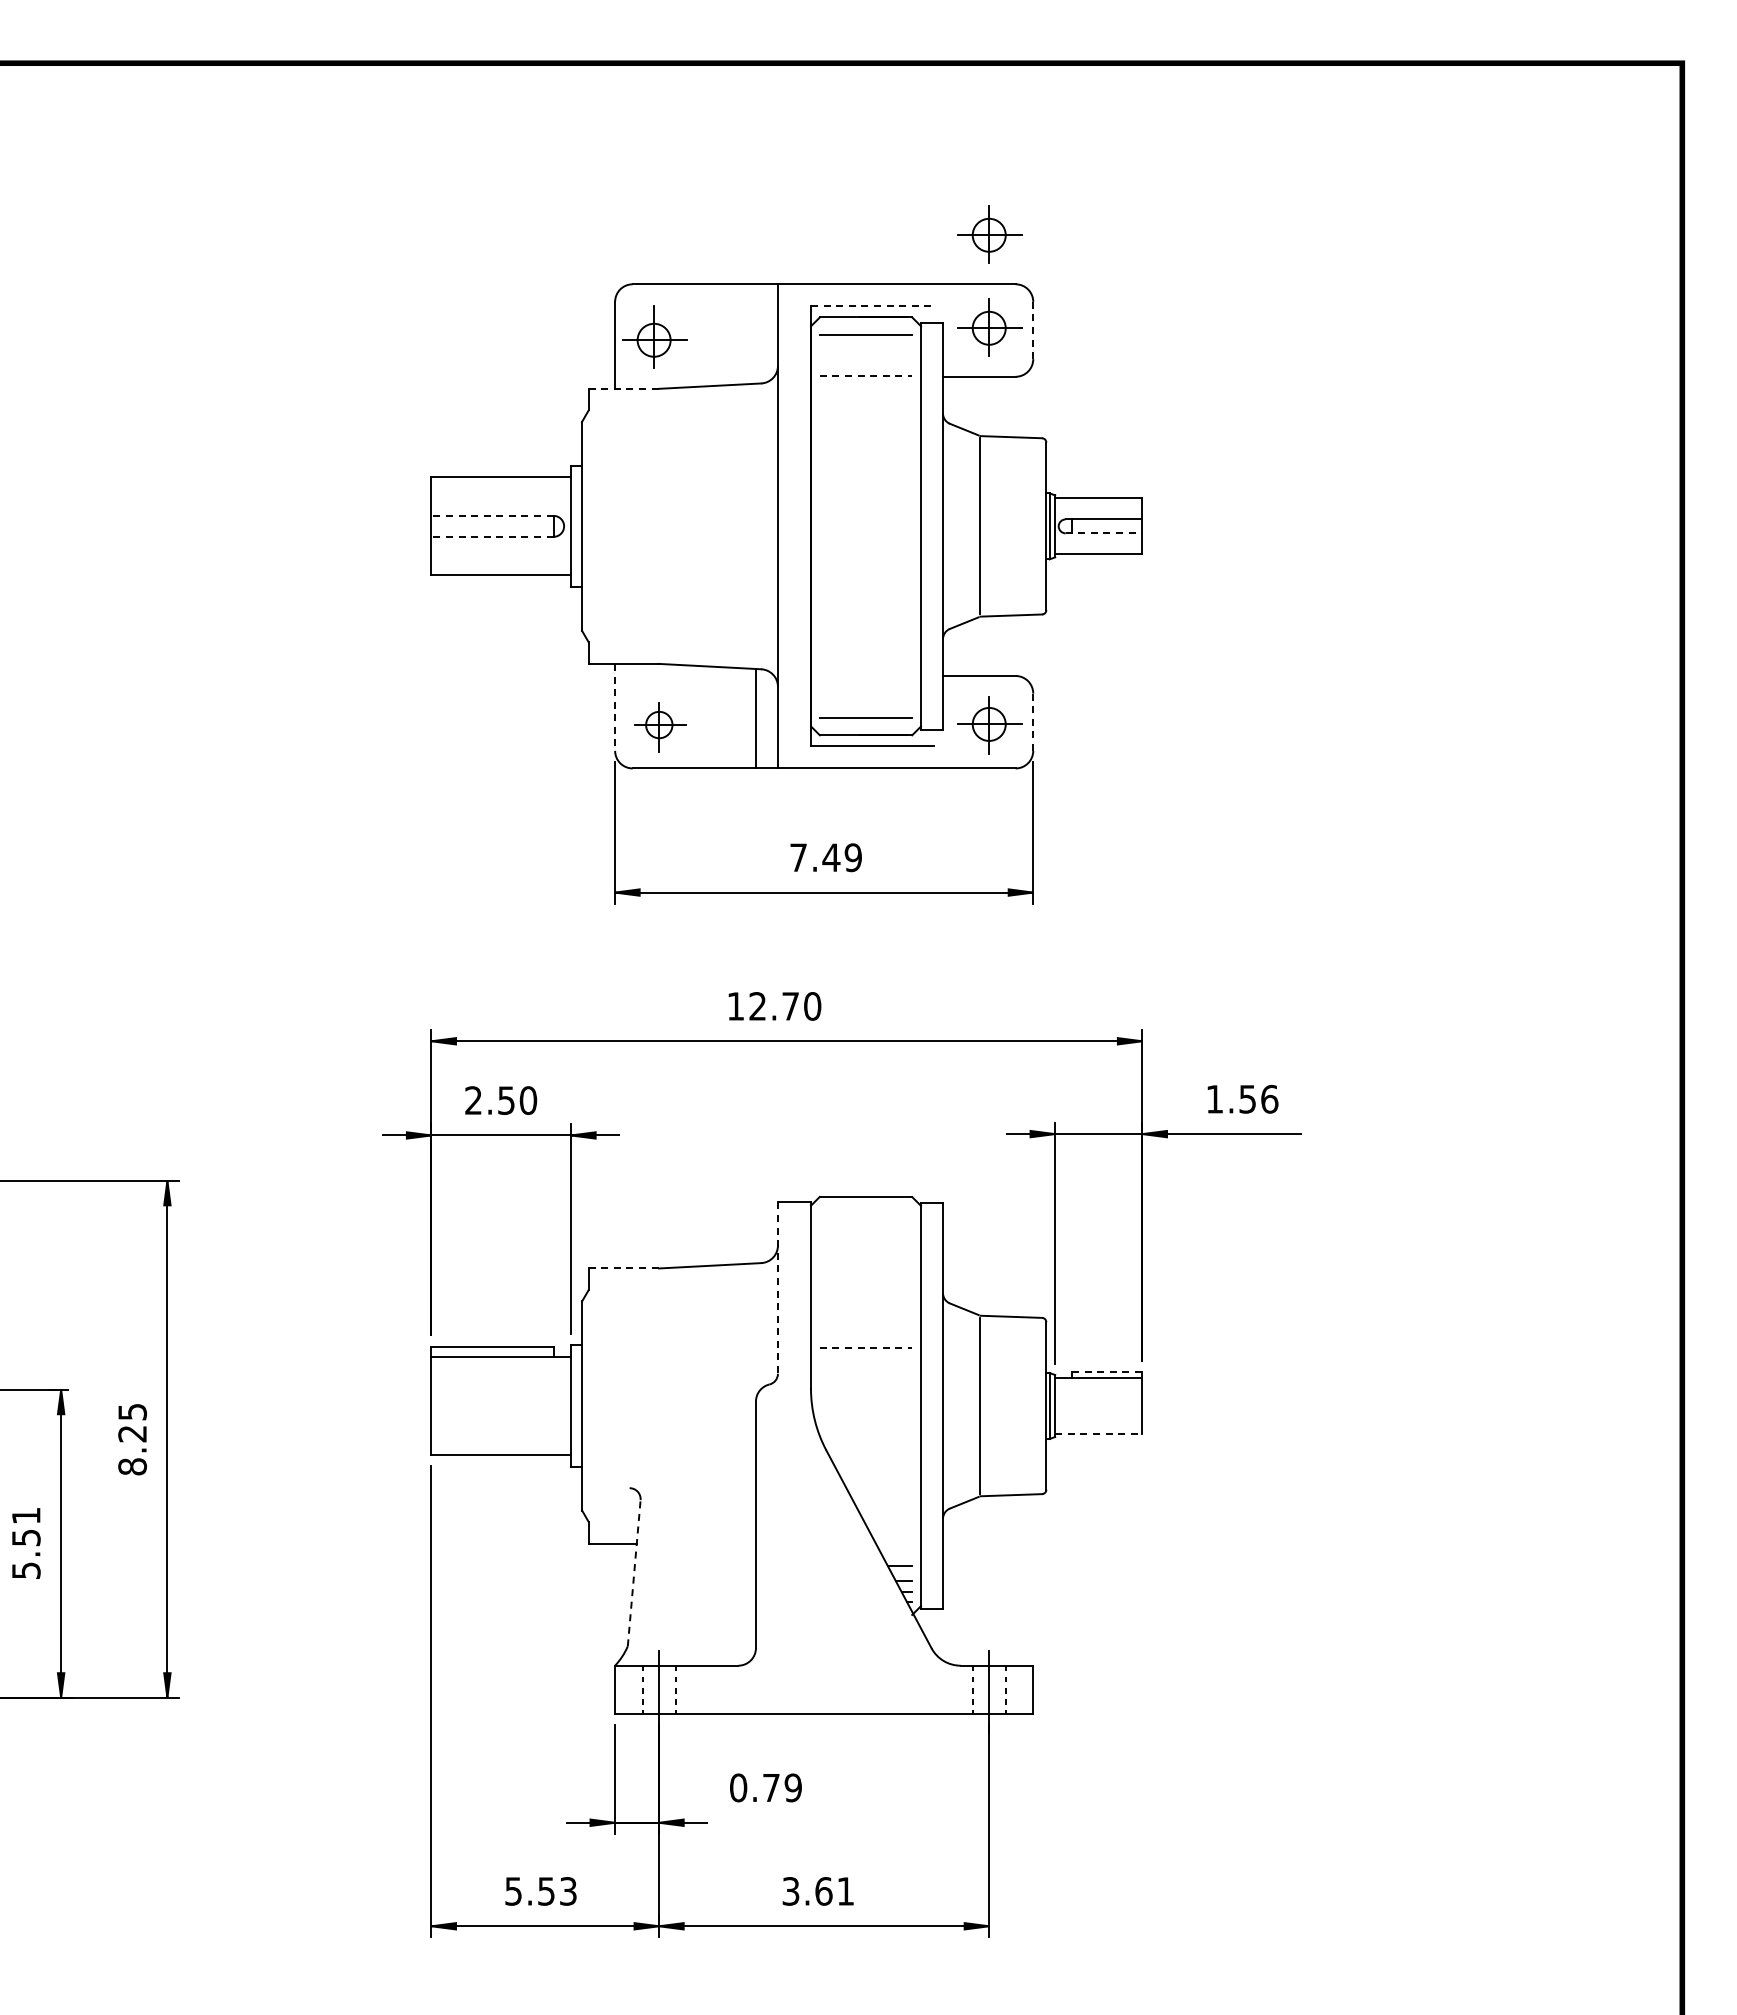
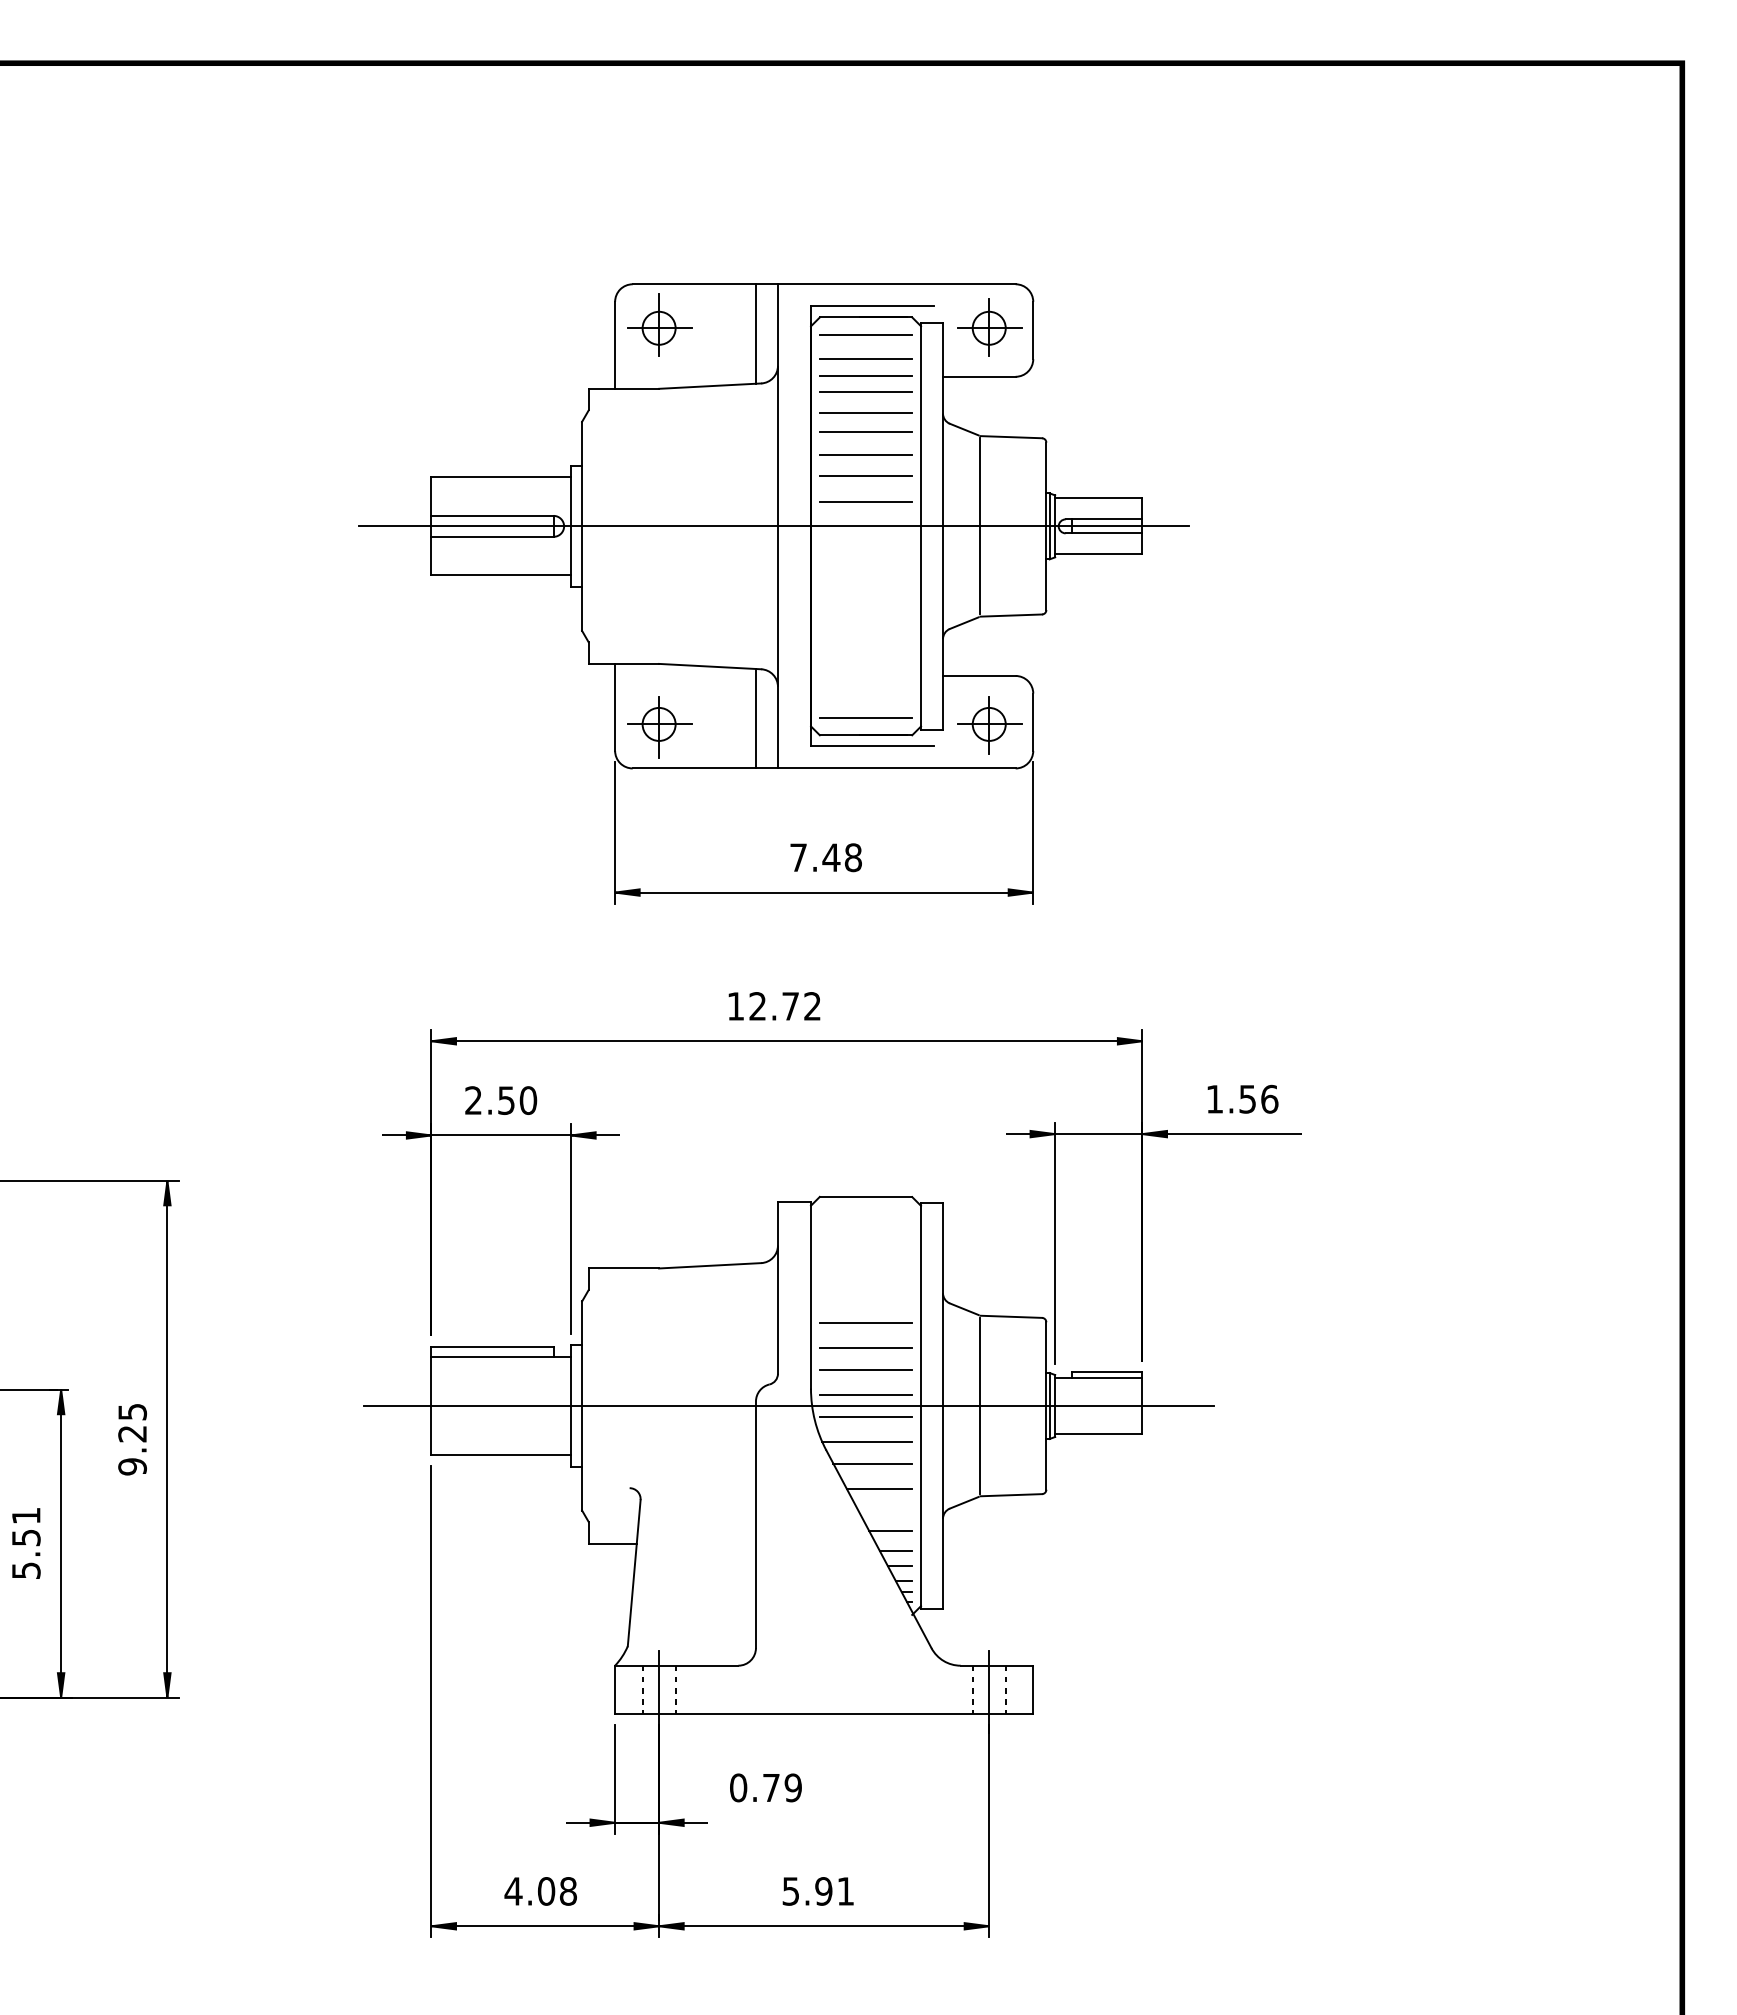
part: present -> none (989, 234)
line: dashed -> solid (872, 306)
line: dashed -> solid (1033, 330)
line: none -> present (755, 333)
part position: (654, 336) -> (659, 324) (659, 324)
line: none -> present (865, 358)
line: dashed -> solid (866, 376)
line: dashed -> solid (624, 388)
line: none -> present (865, 392)
line: none -> present (865, 412)
line: none -> present (865, 431)
line: none -> present (865, 454)
line: none -> present (865, 475)
line: none -> present (865, 502)
line: dashed -> solid (492, 515)
line: none -> present (773, 526)
line: dashed -> solid (1104, 533)
line: dashed -> solid (492, 536)
line: dashed -> solid (615, 707)
line: dashed -> solid (1033, 722)
part size: 53x51 px -> 66x63 px (659, 727)
text: 7.49 -> 7.48 (852, 857)
text: 12.70 -> 12.72 (812, 1006)
line: dashed -> solid (624, 1268)
line: dashed -> solid (777, 1288)
line: none -> present (865, 1322)
line: dashed -> solid (866, 1348)
line: none -> present (865, 1369)
line: dashed -> solid (1107, 1371)
line: none -> present (865, 1395)
line: none -> present (789, 1406)
line: none -> present (865, 1417)
line: dashed -> solid (1098, 1433)
line: none -> present (867, 1442)
line: none -> present (872, 1463)
text: 8.25 -> 9.25 (132, 1466)
line: none -> present (879, 1488)
line: none -> present (890, 1530)
line: none -> present (895, 1551)
line: dashed -> solid (634, 1572)
text: 5.53 -> 4.08 (540, 1891)
text: 3.61 -> 5.91 (807, 1891)
